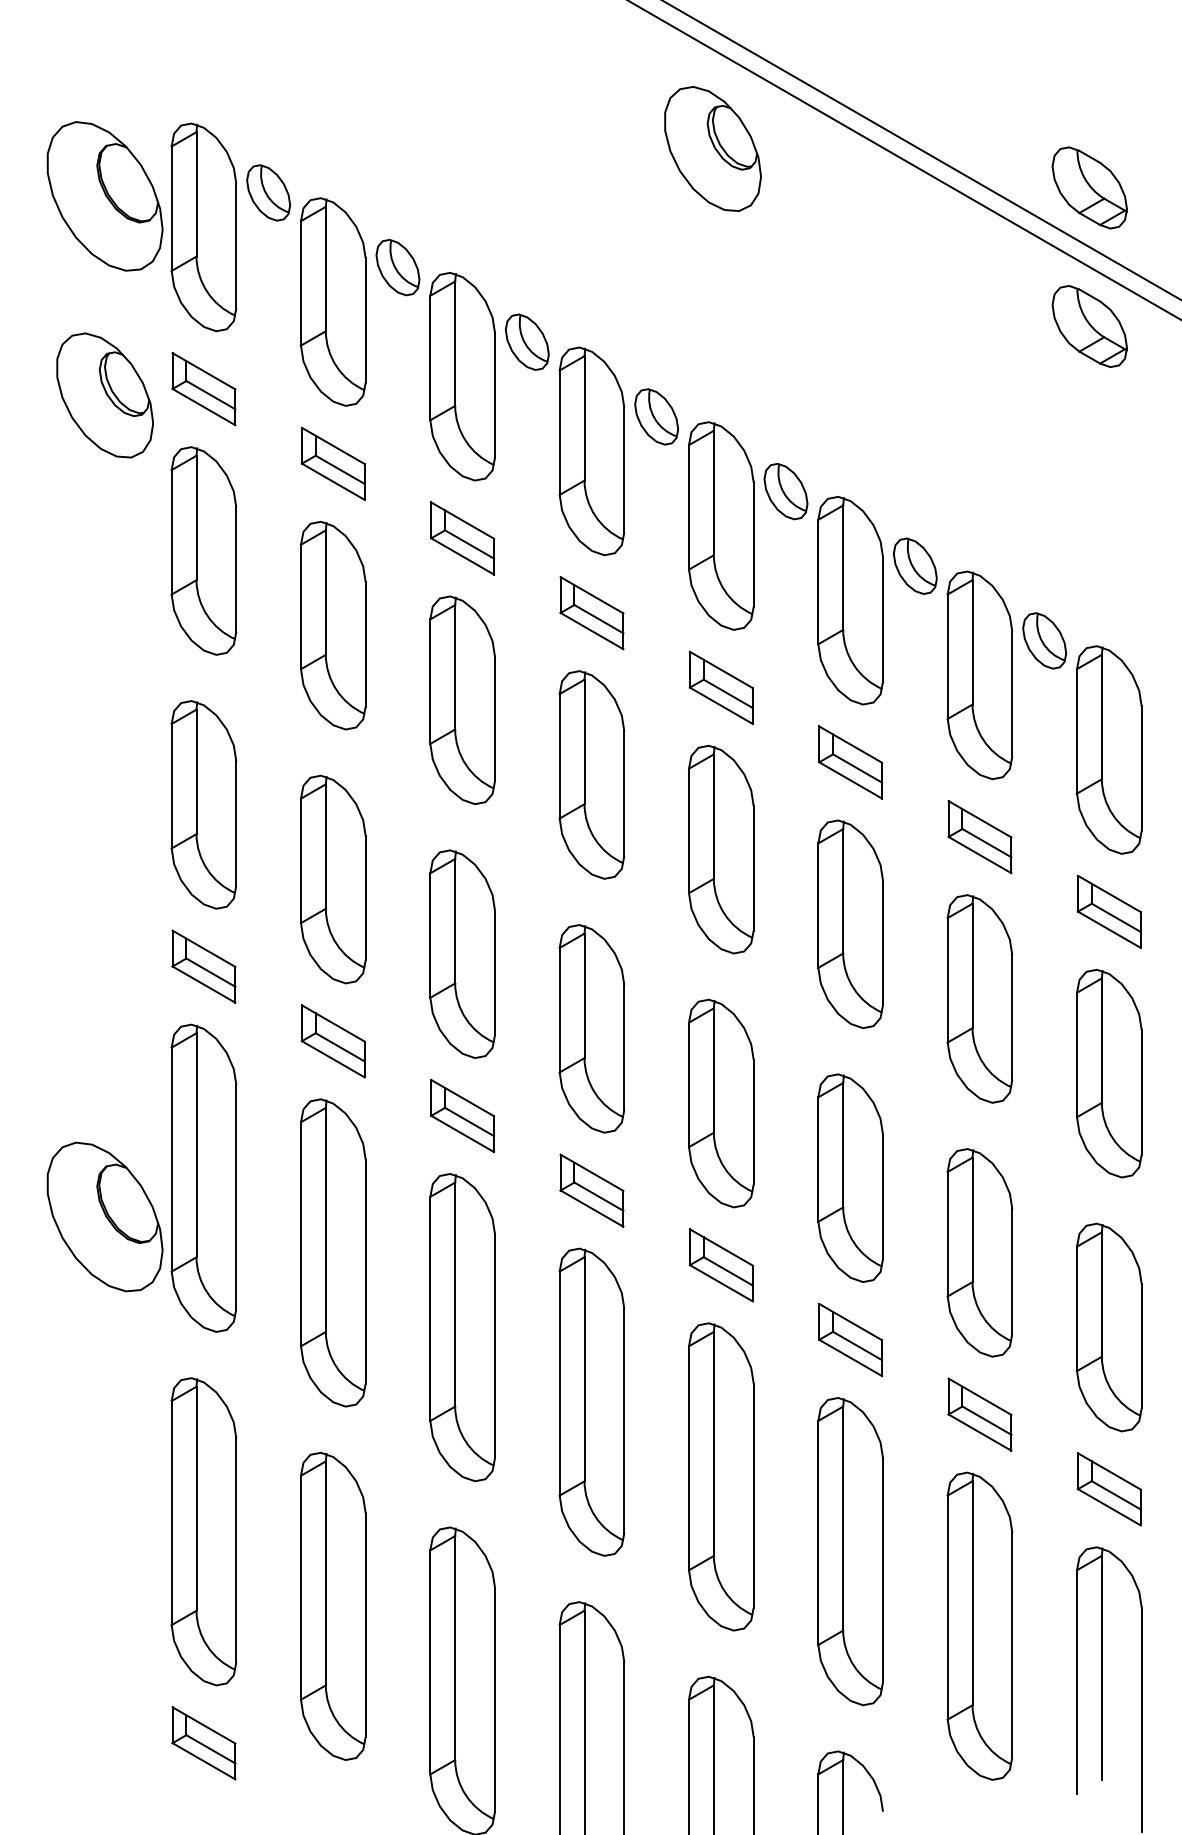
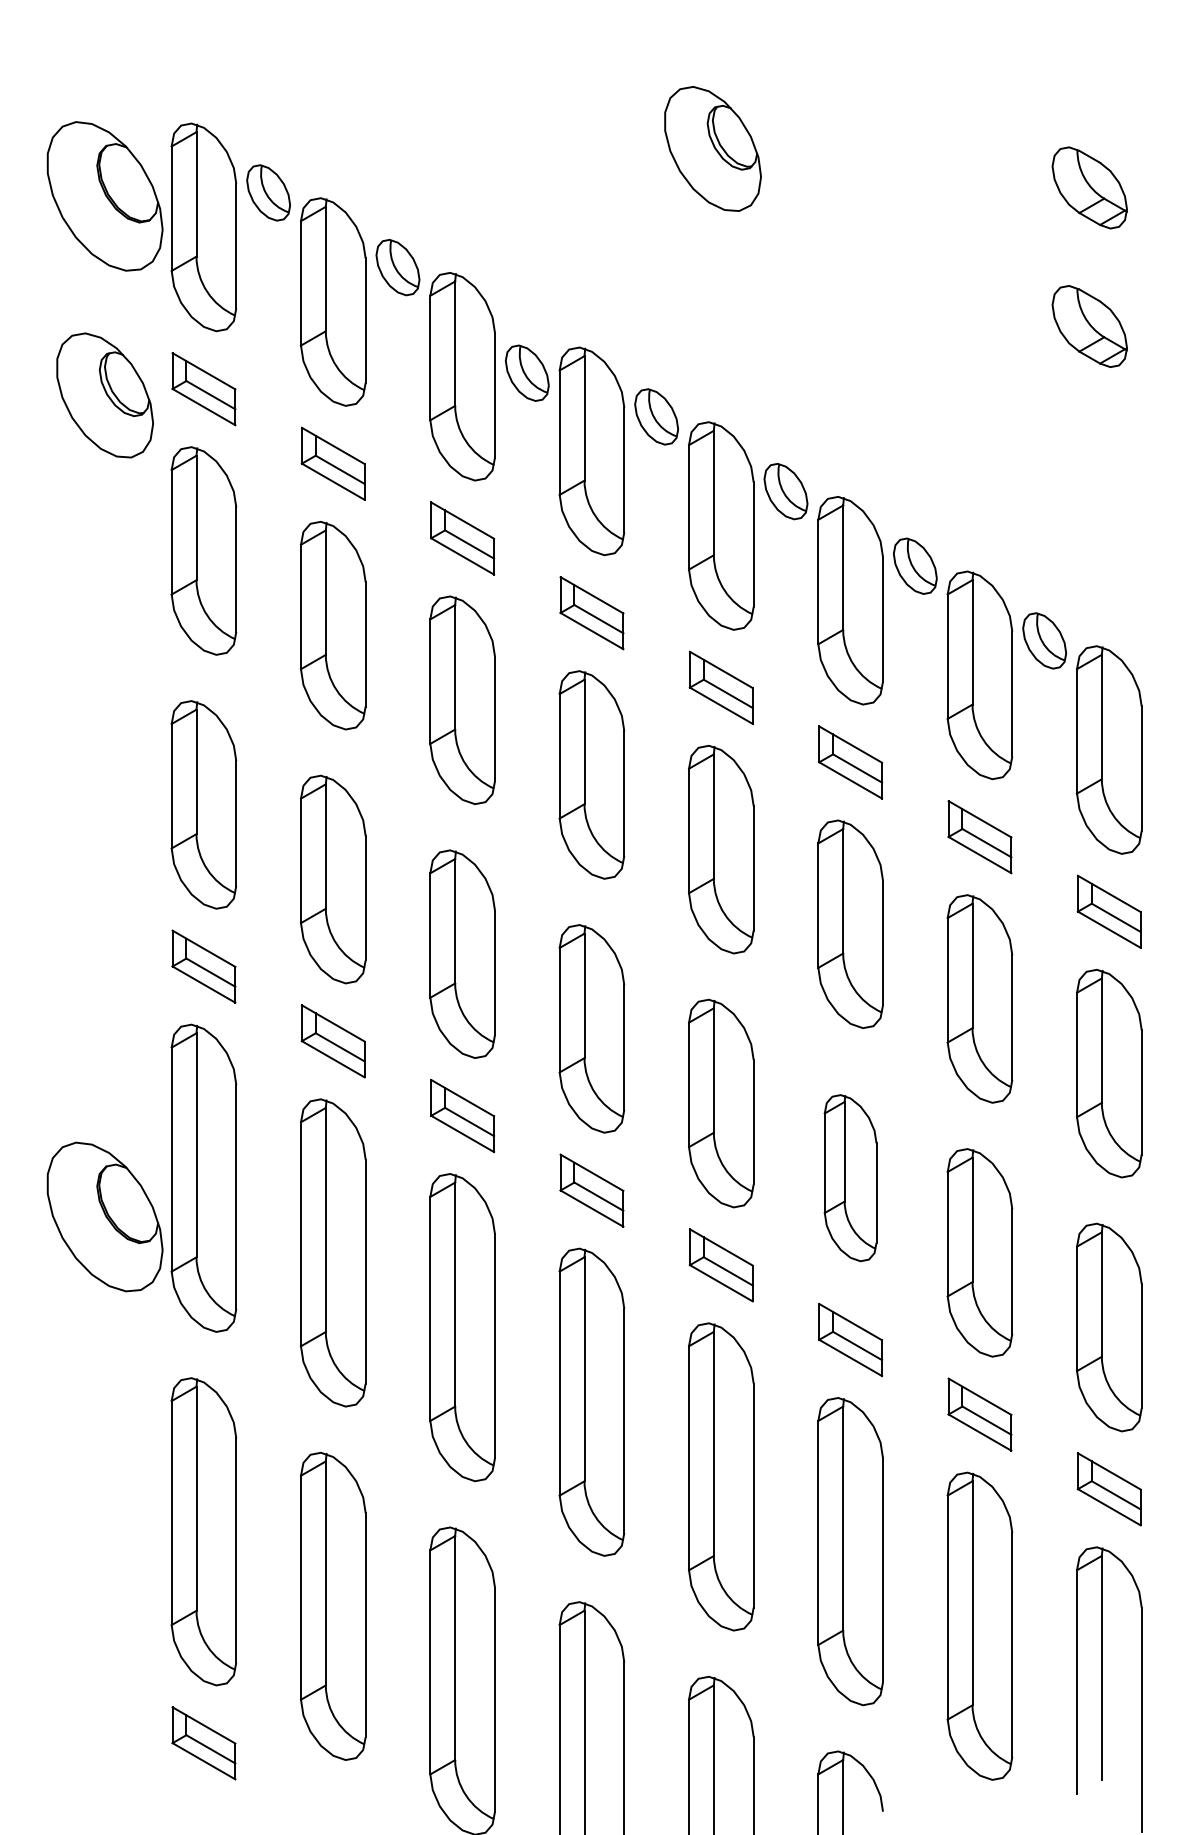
line: present -> none (921, 150)
line: present -> none (904, 160)
part position: (527, 341) -> (527, 372) (527, 372)
part size: 67x210 px -> 55x169 px (850, 1178)
